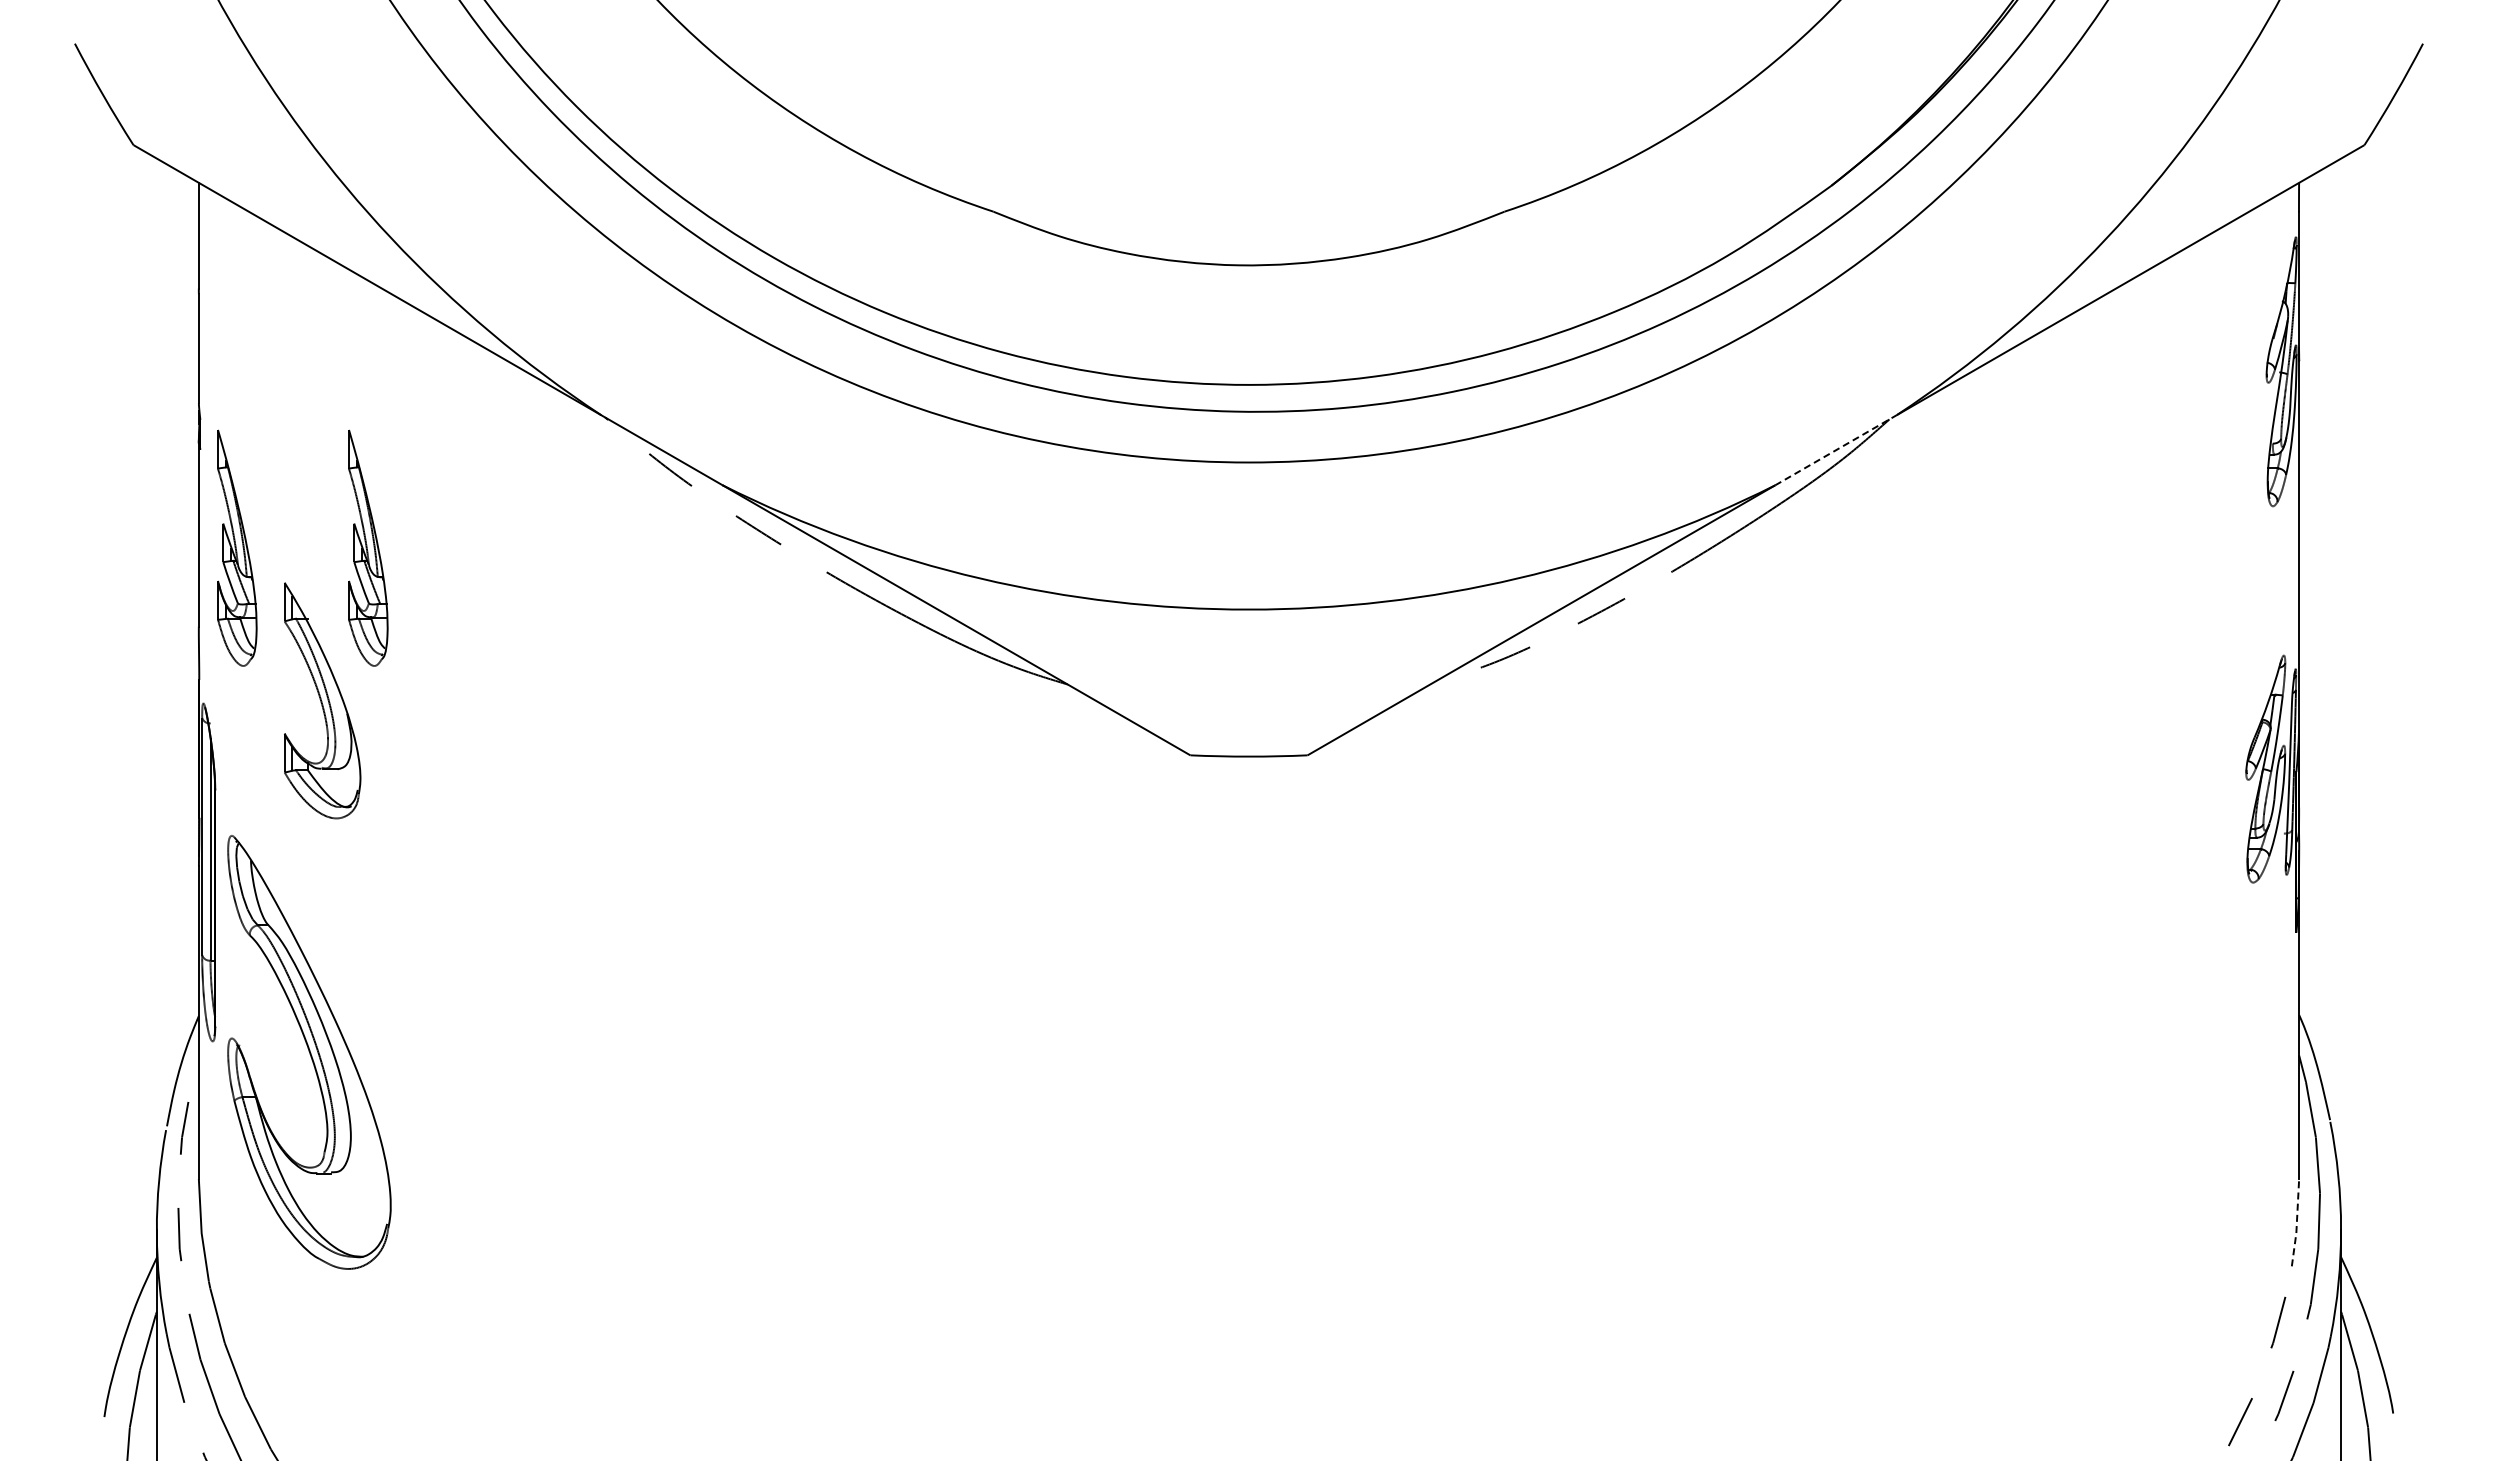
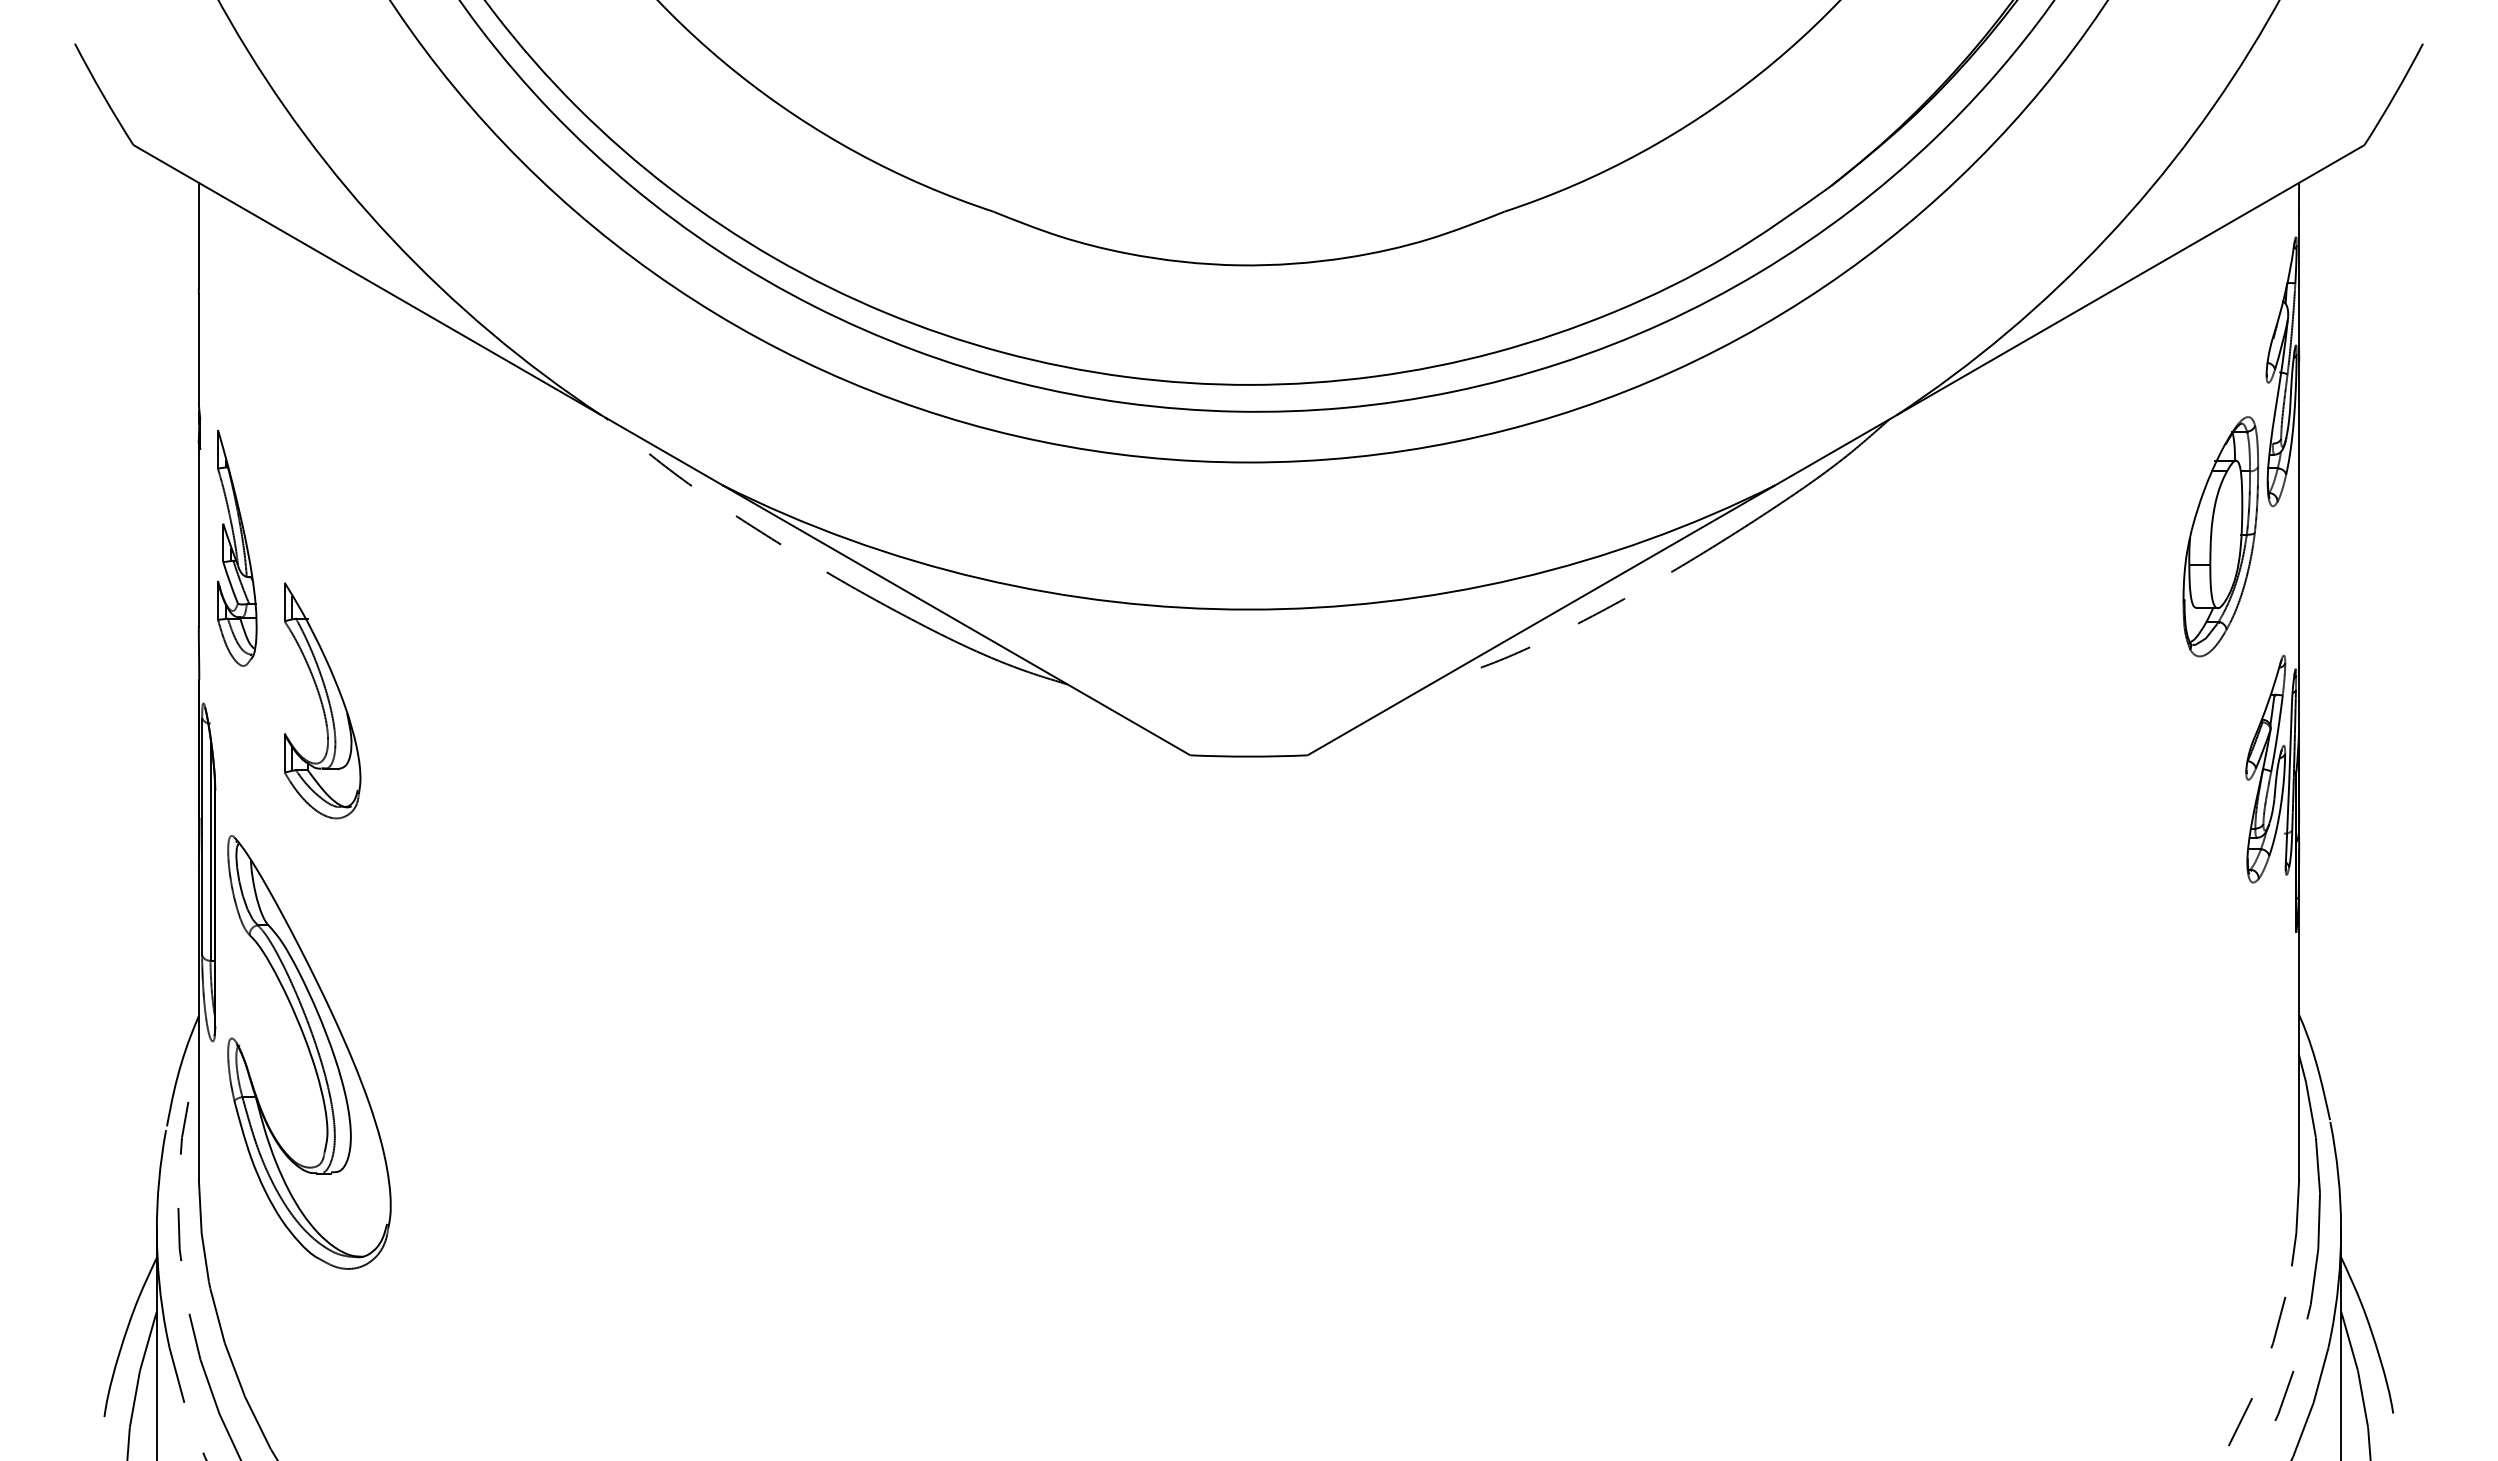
line: dashed -> solid (1836, 450)
part: none -> present (2220, 536)
part: present -> none (368, 547)
line: dashed -> solid (2296, 1223)
